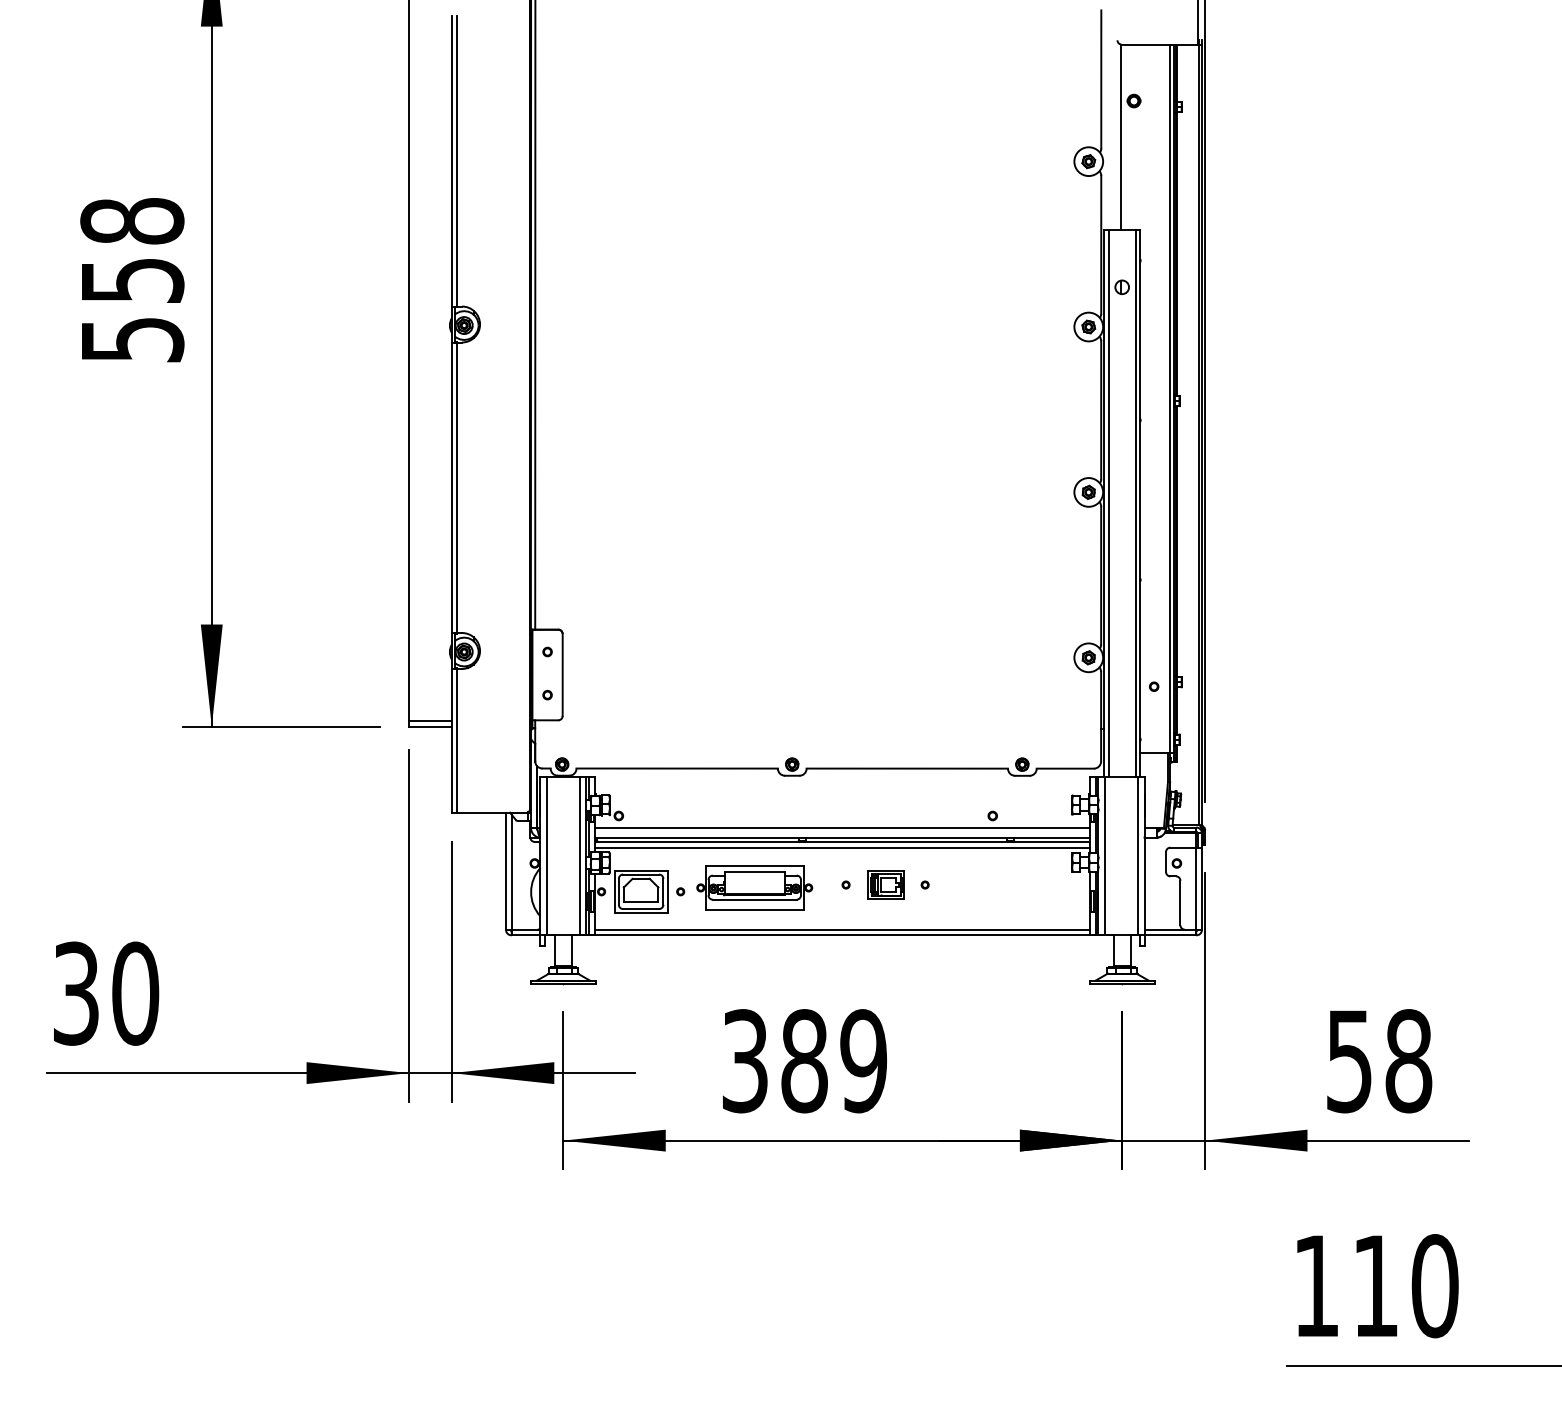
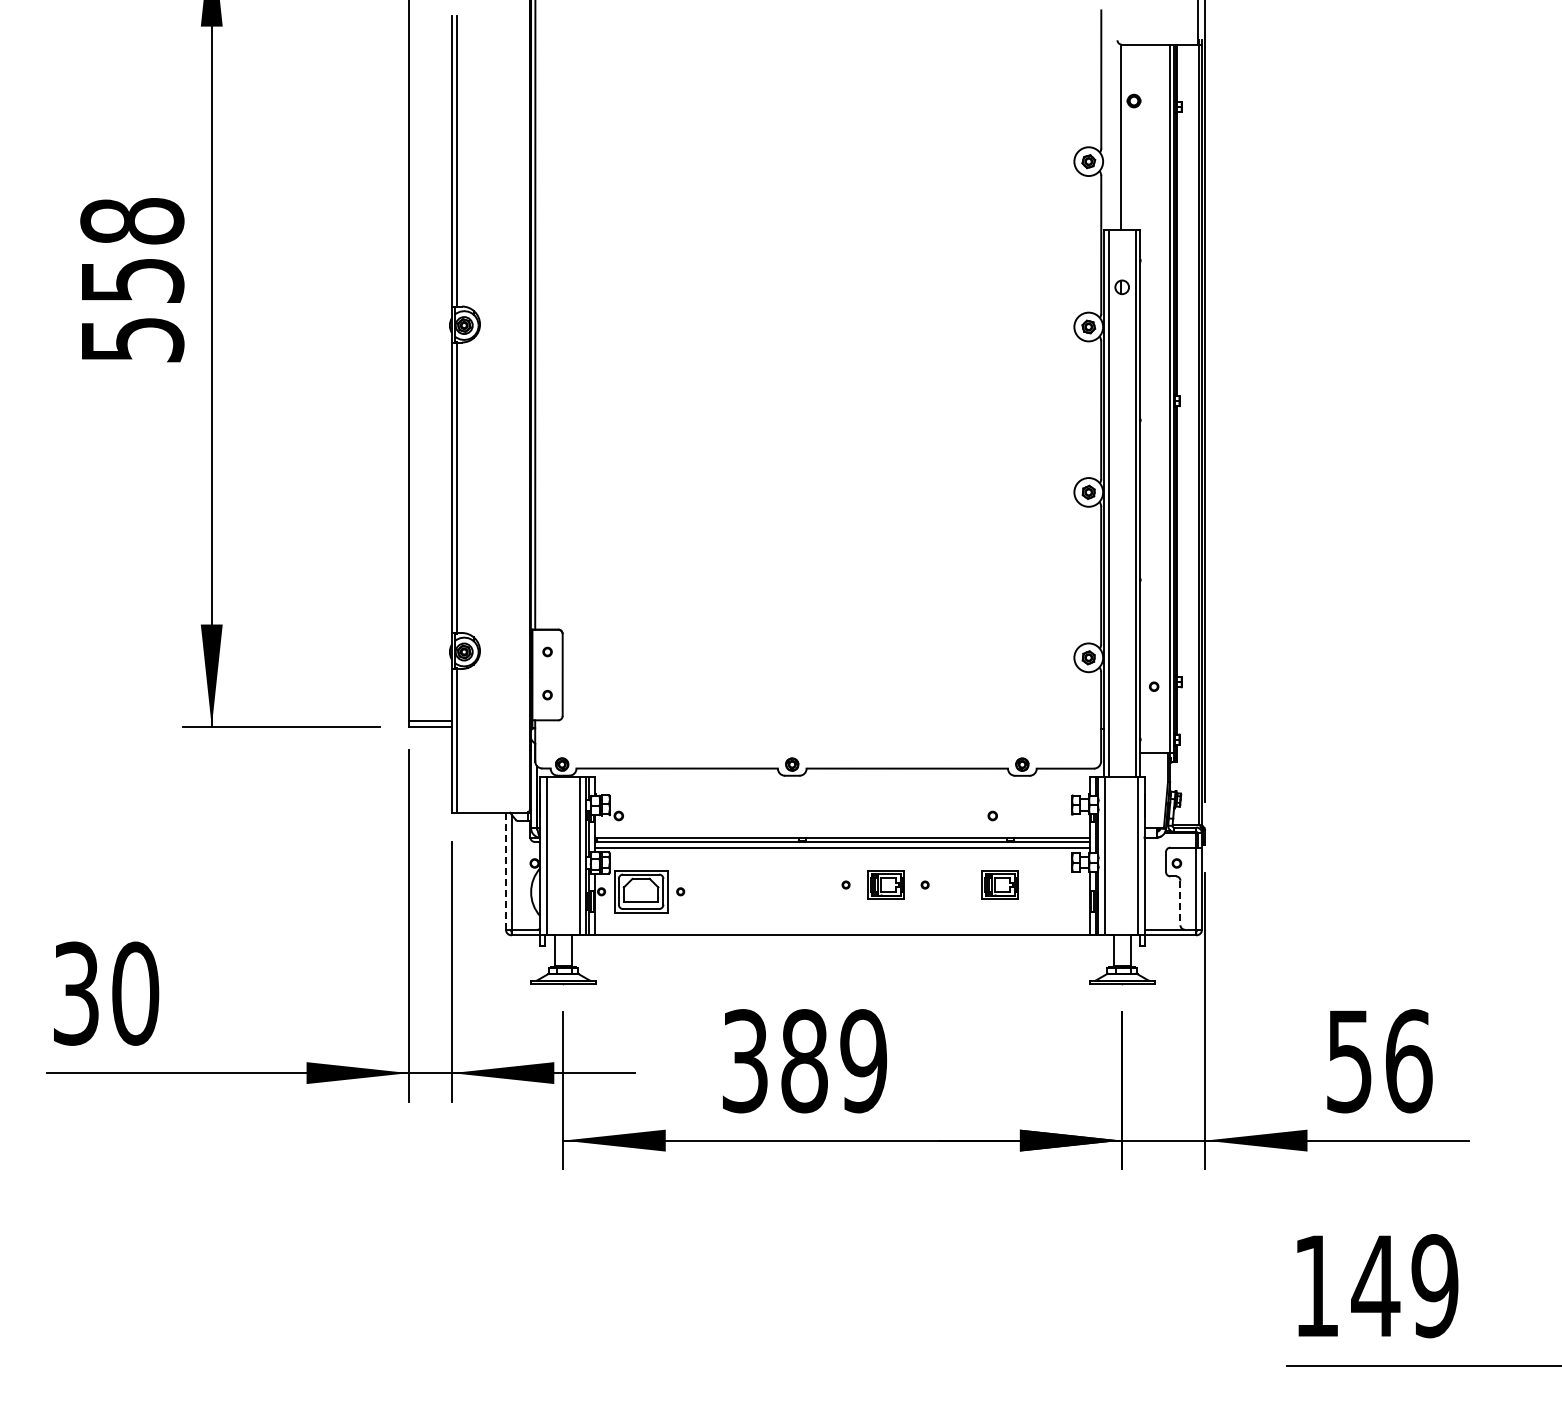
line: present -> none (842, 828)
line: solid -> dashed (505, 871)
part: none -> present (999, 884)
part: present -> none (754, 887)
line: solid -> dashed (1180, 903)
line: present -> none (842, 929)
text: 58 -> 56 (1408, 1061)
text: 110 -> 149 (1404, 1286)
